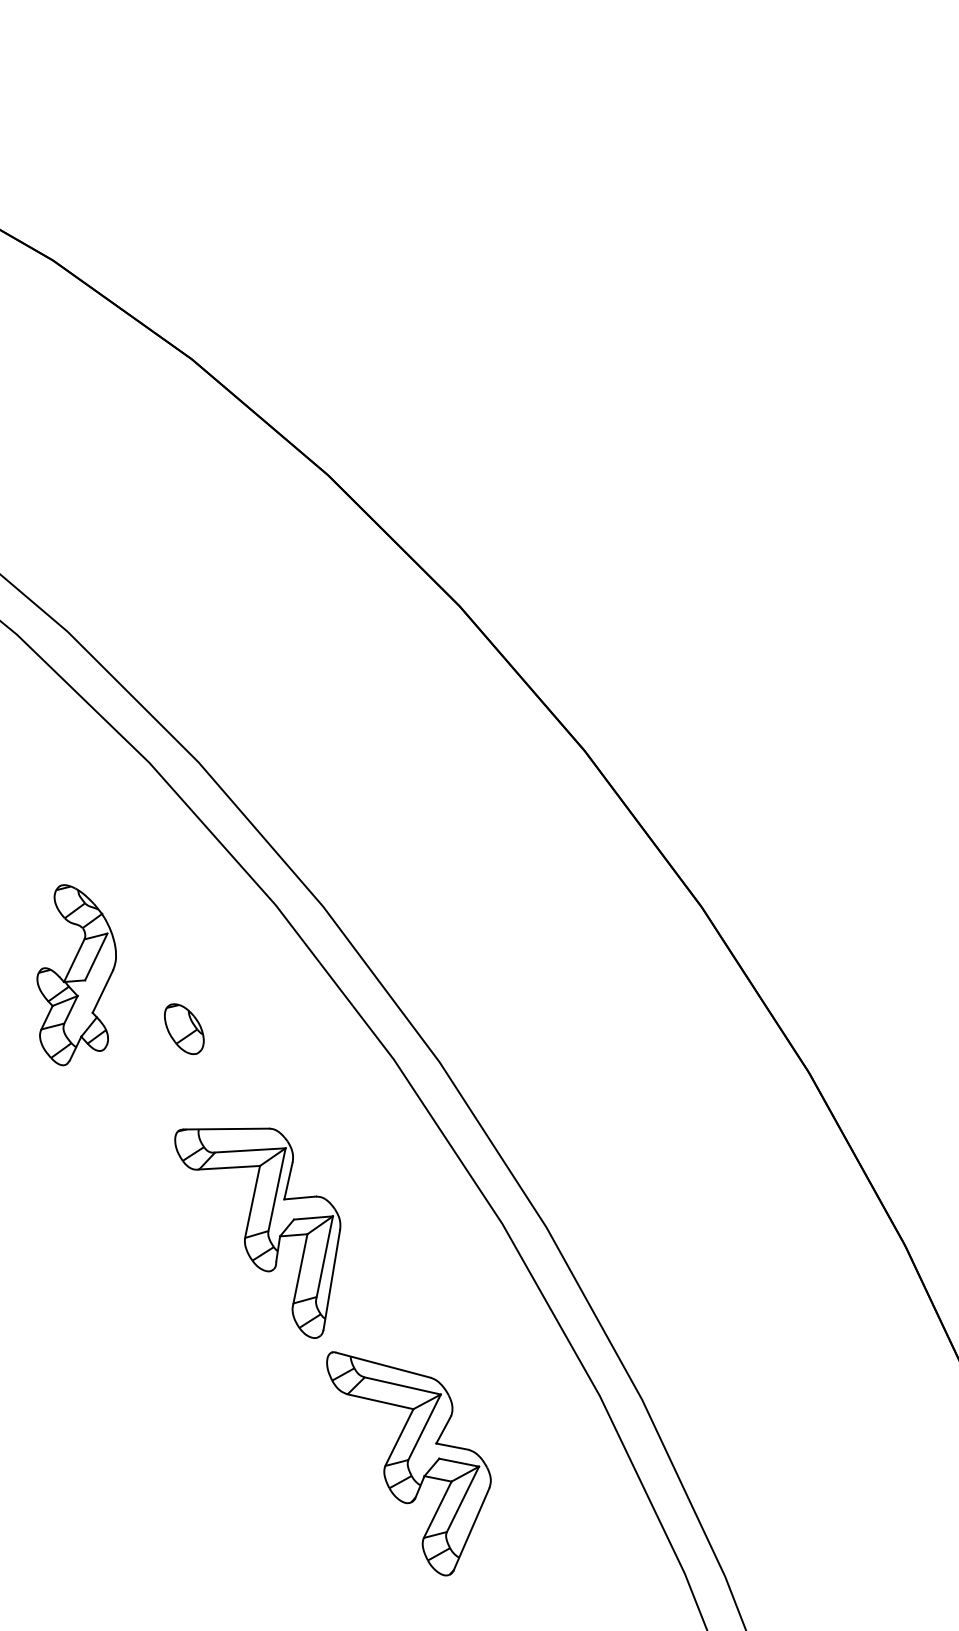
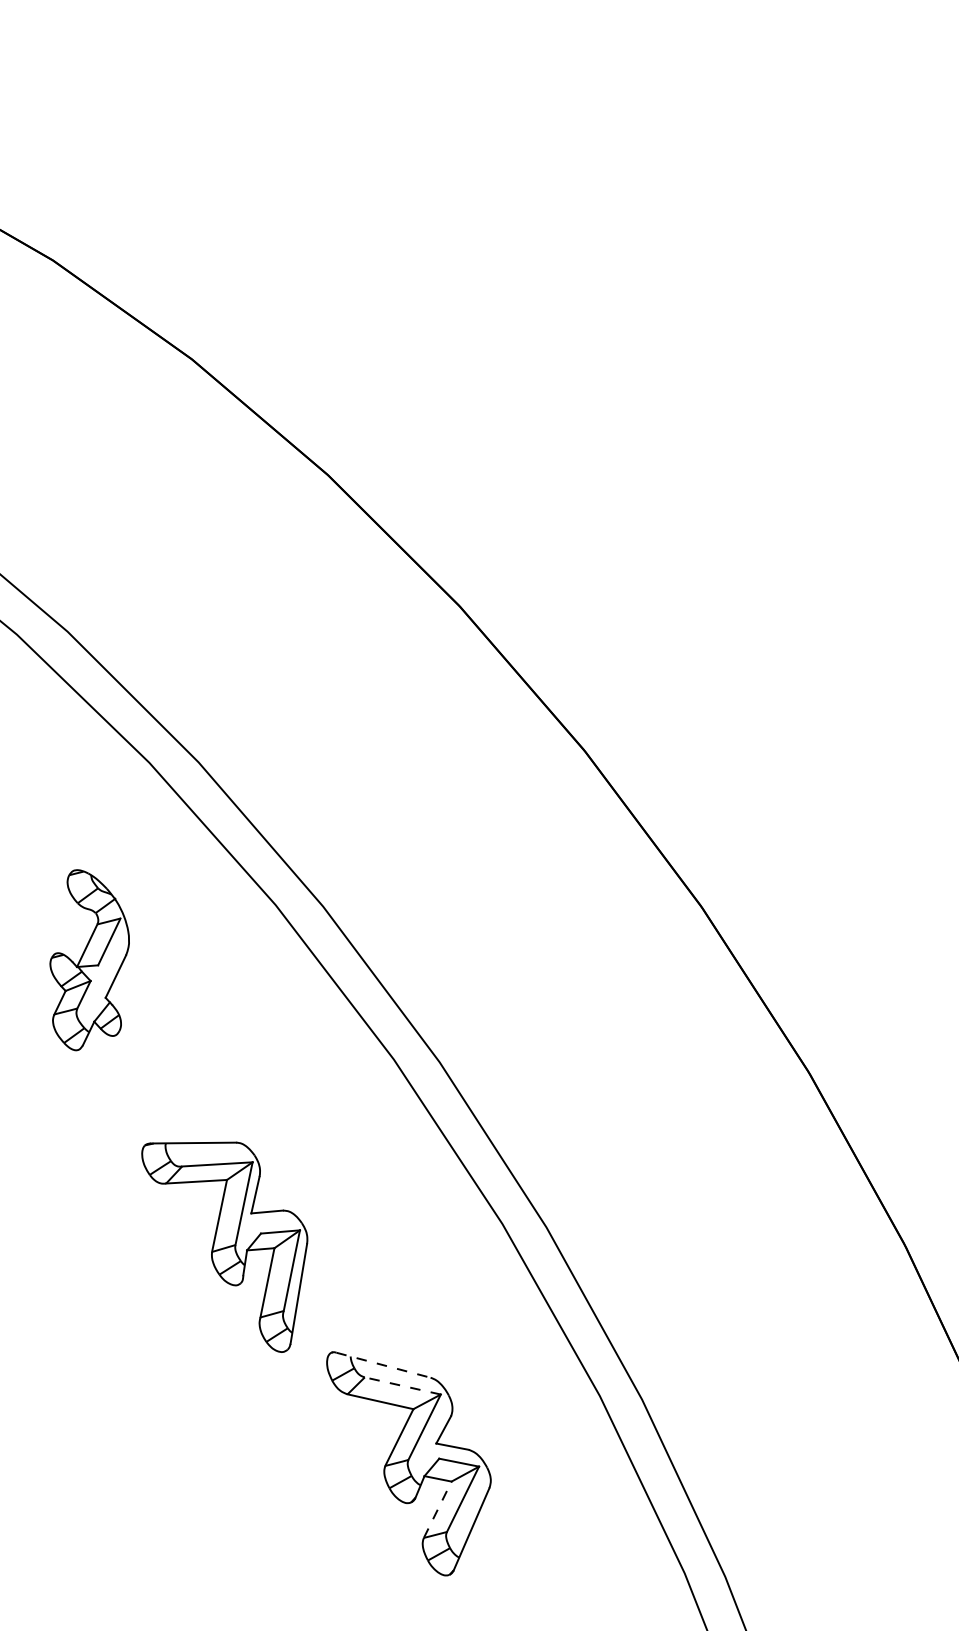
part position: (76, 975) -> (89, 960) (89, 960)
part: present -> none (184, 1029)
part position: (257, 1232) -> (224, 1246) (224, 1246)
line: solid -> dashed (383, 1365)
line: solid -> dashed (402, 1385)
line: solid -> dashed (437, 1509)
